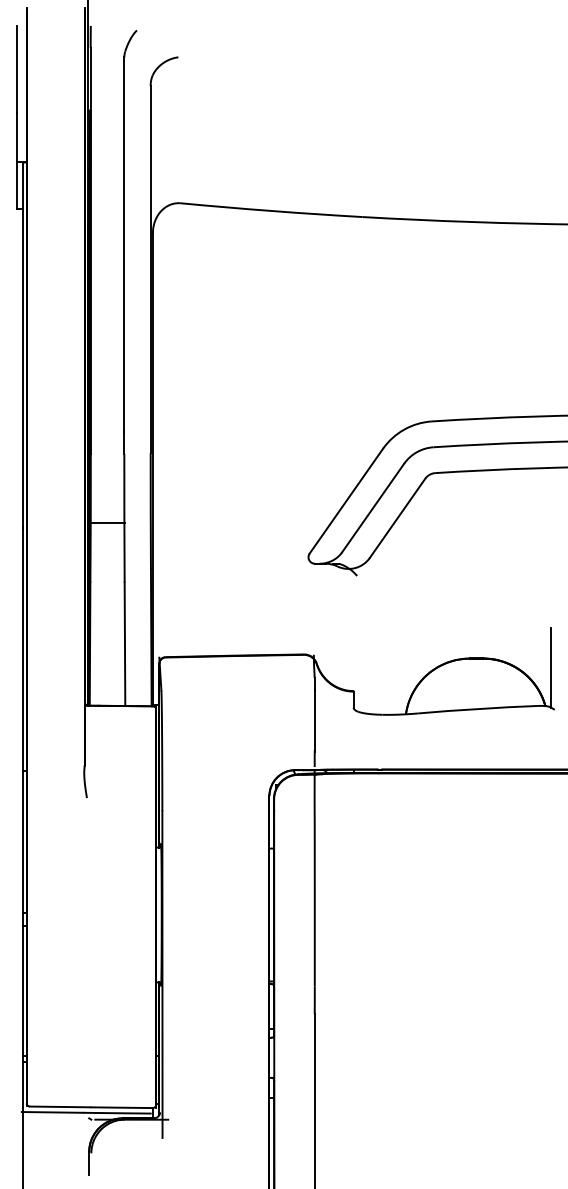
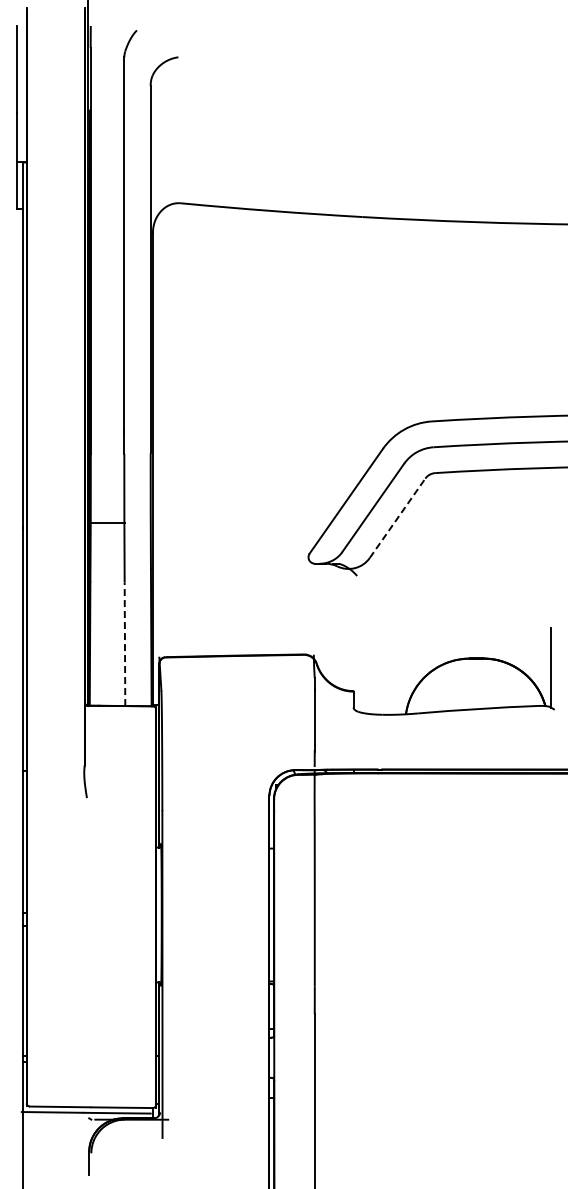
line: solid -> dashed (397, 517)
line: solid -> dashed (124, 644)
